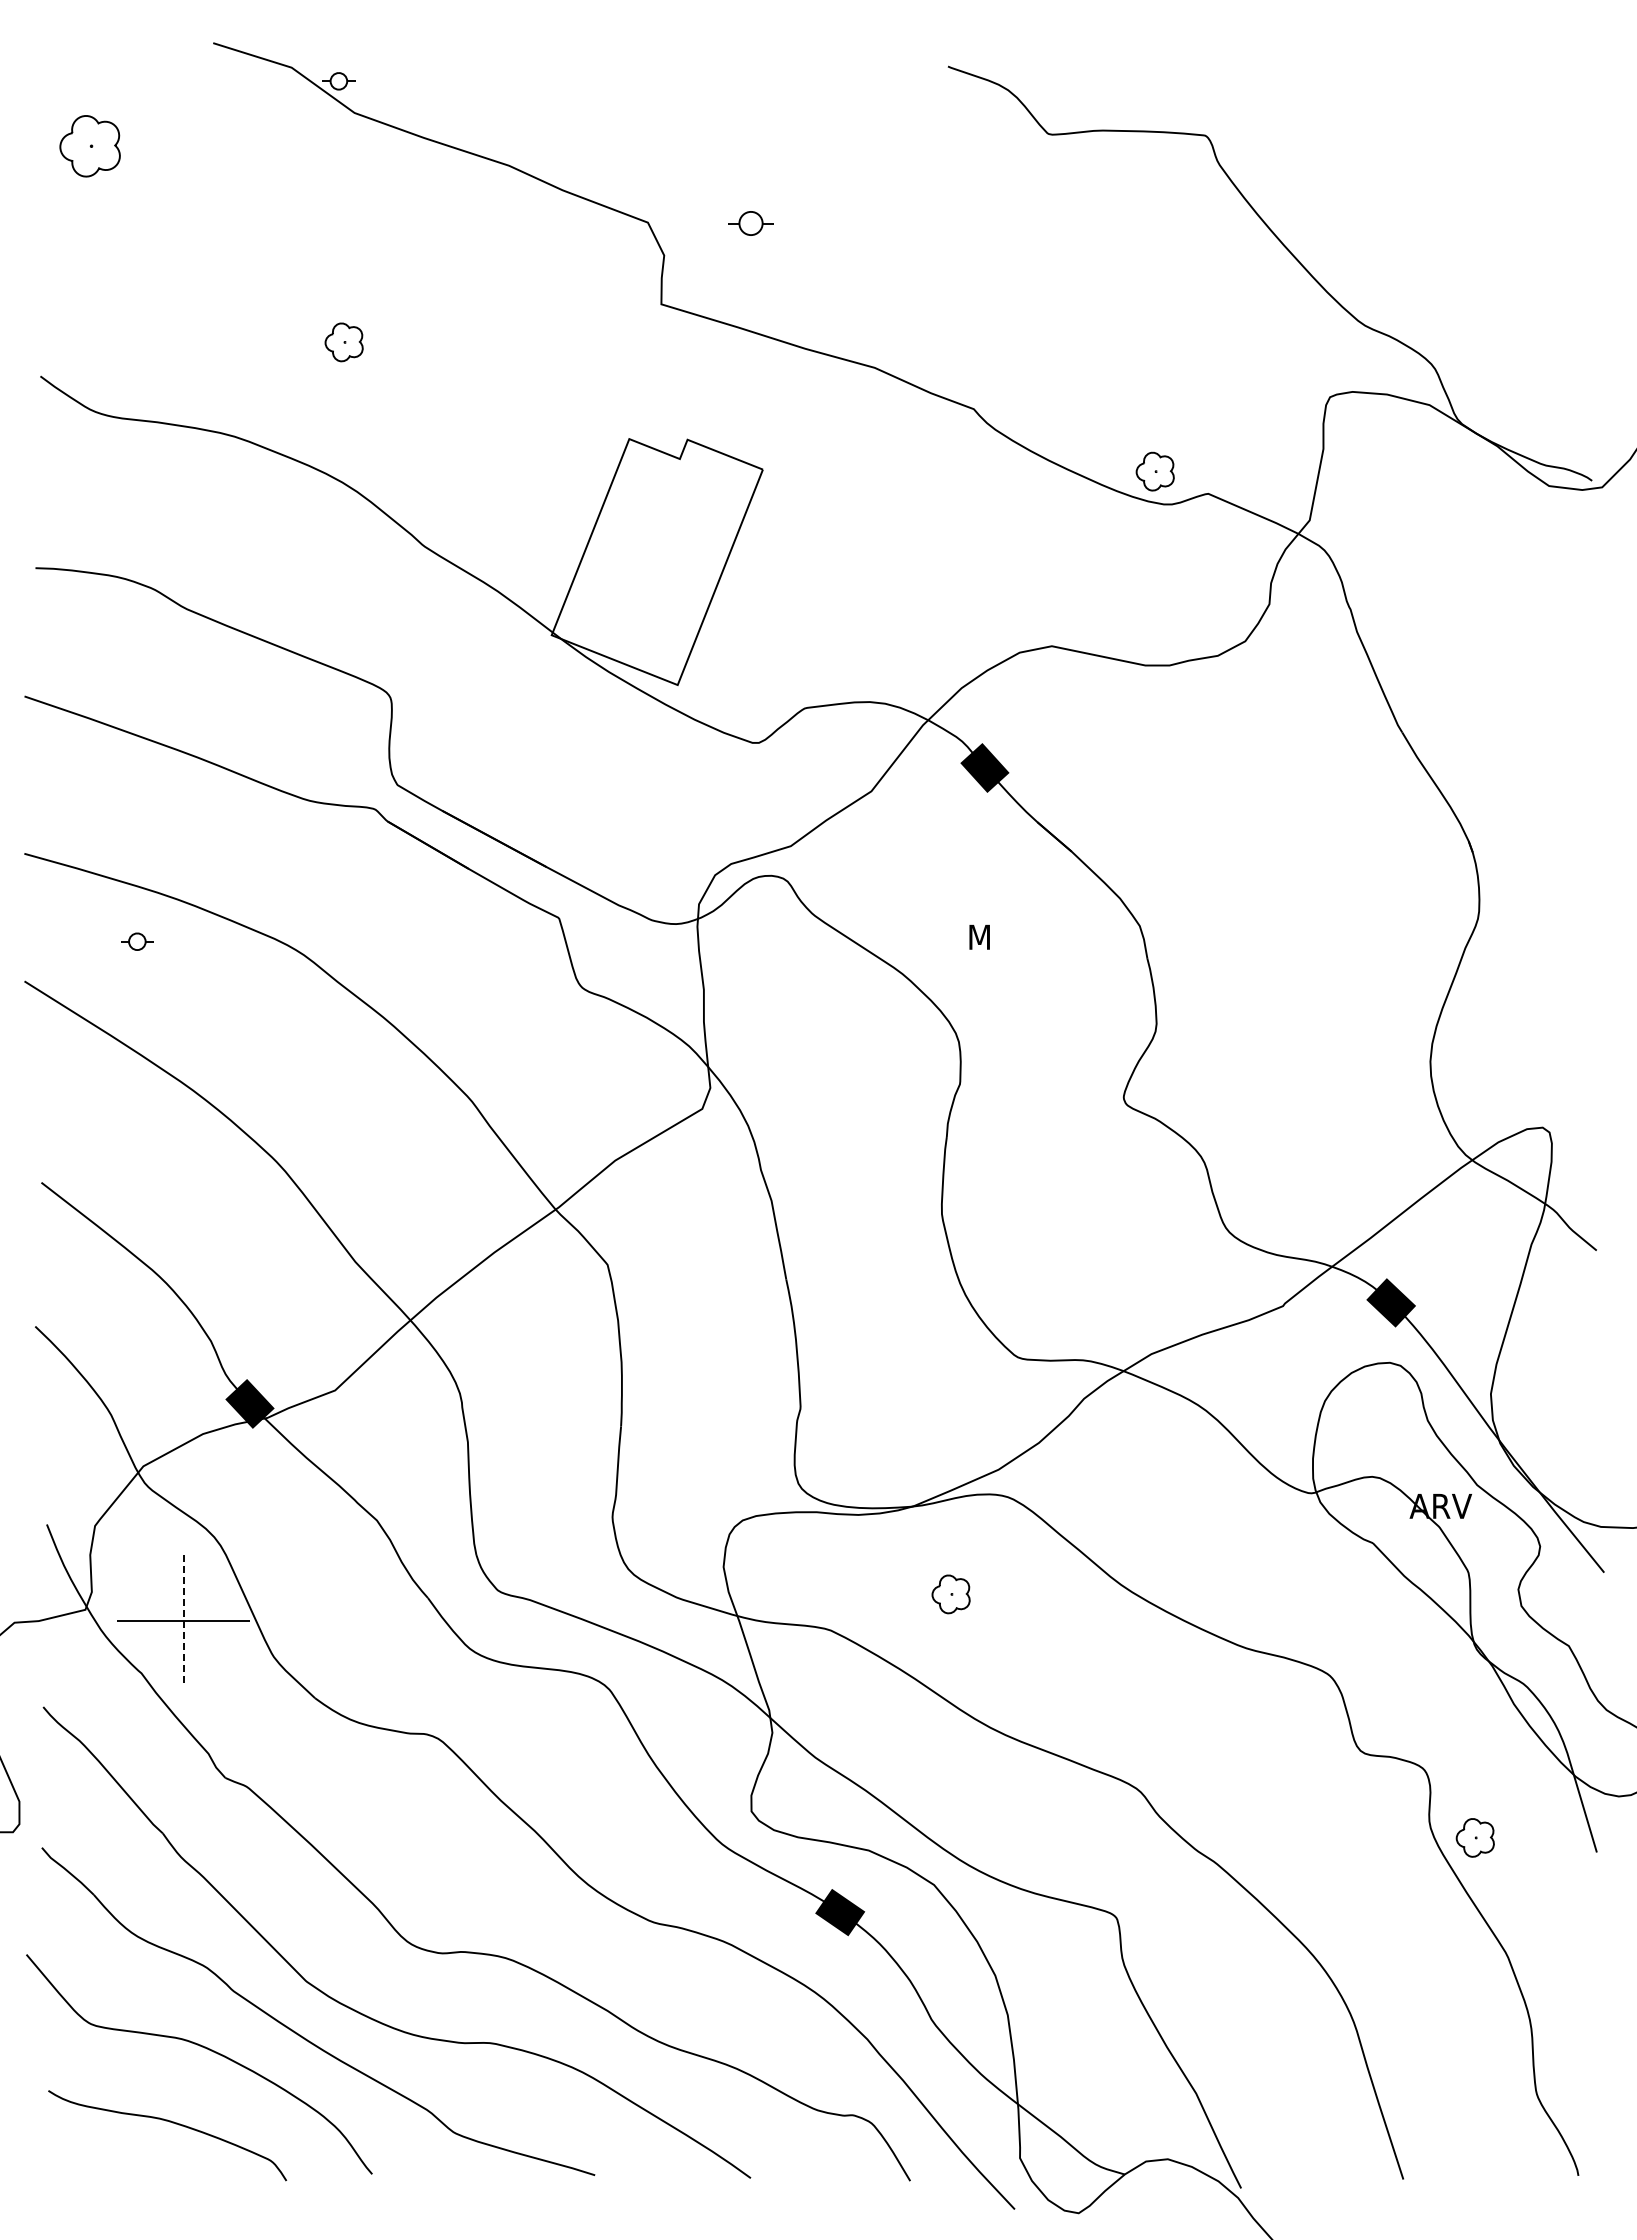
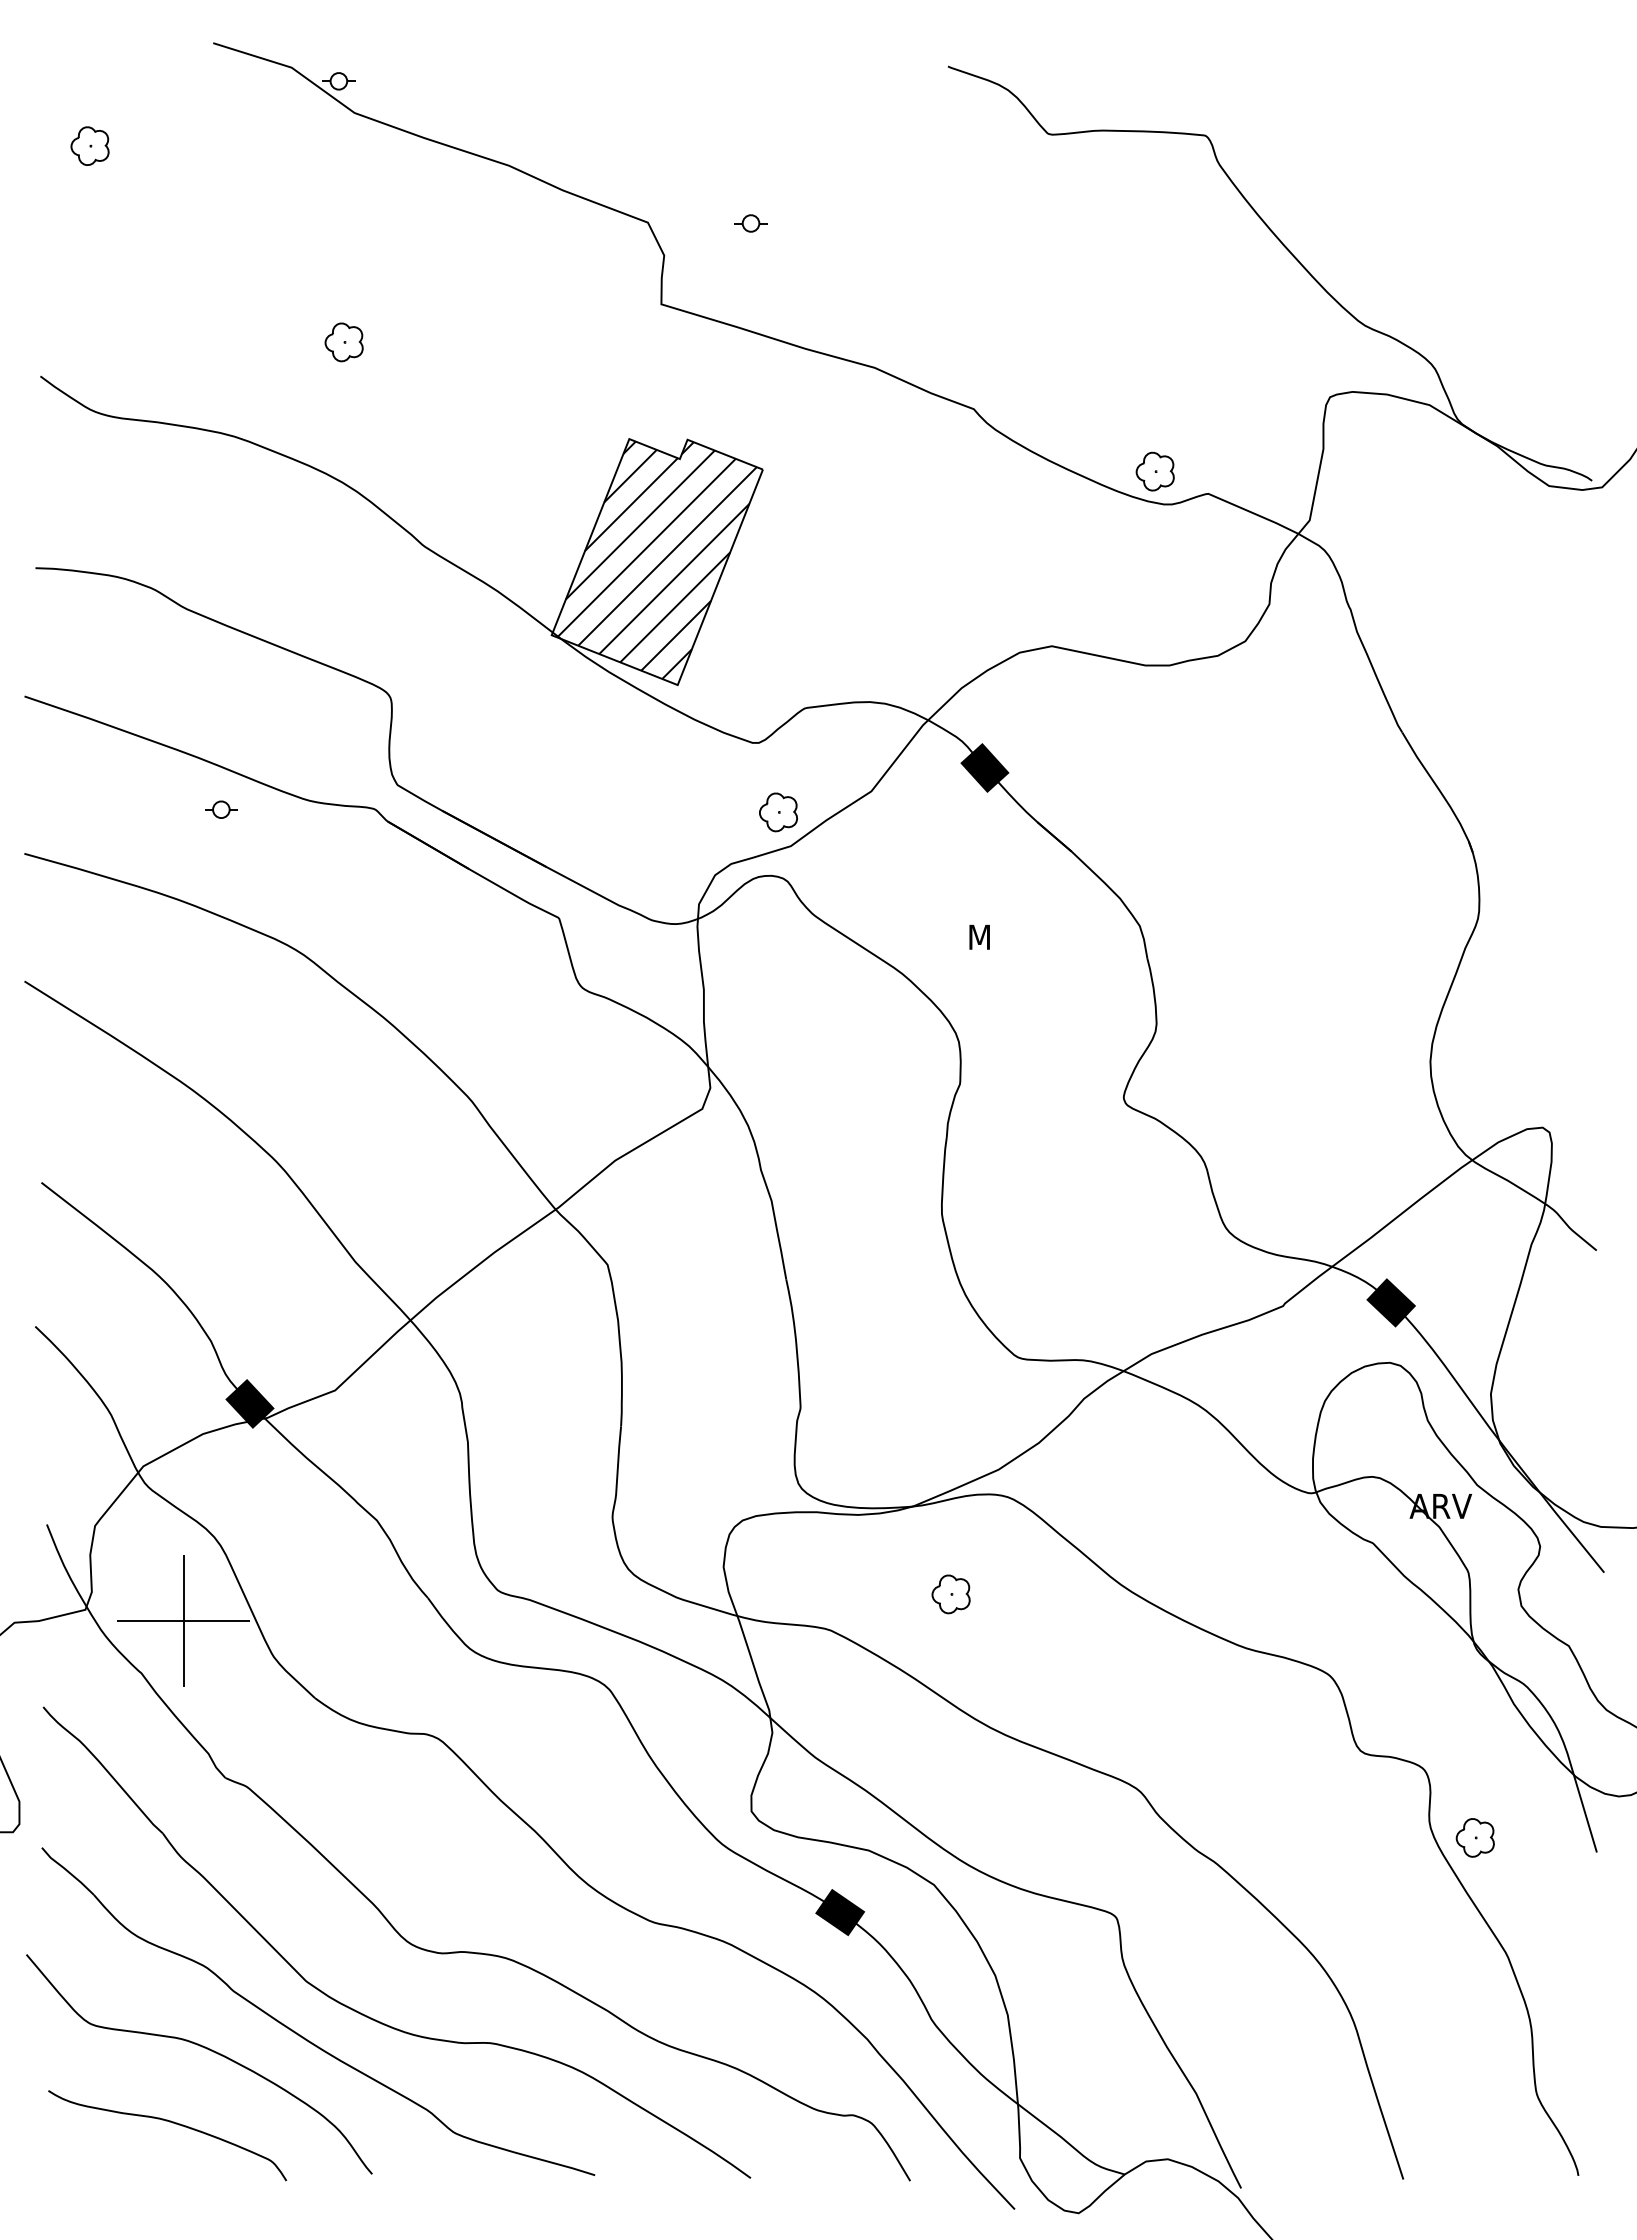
part size: 62x63 px -> 40x40 px (89, 145)
part size: 46x25 px -> 34x19 px (750, 223)
hatch: none -> present (656, 559)
part: none -> present (778, 812)
part position: (137, 941) -> (221, 809) (221, 809)
line: dashed -> solid (183, 1621)
